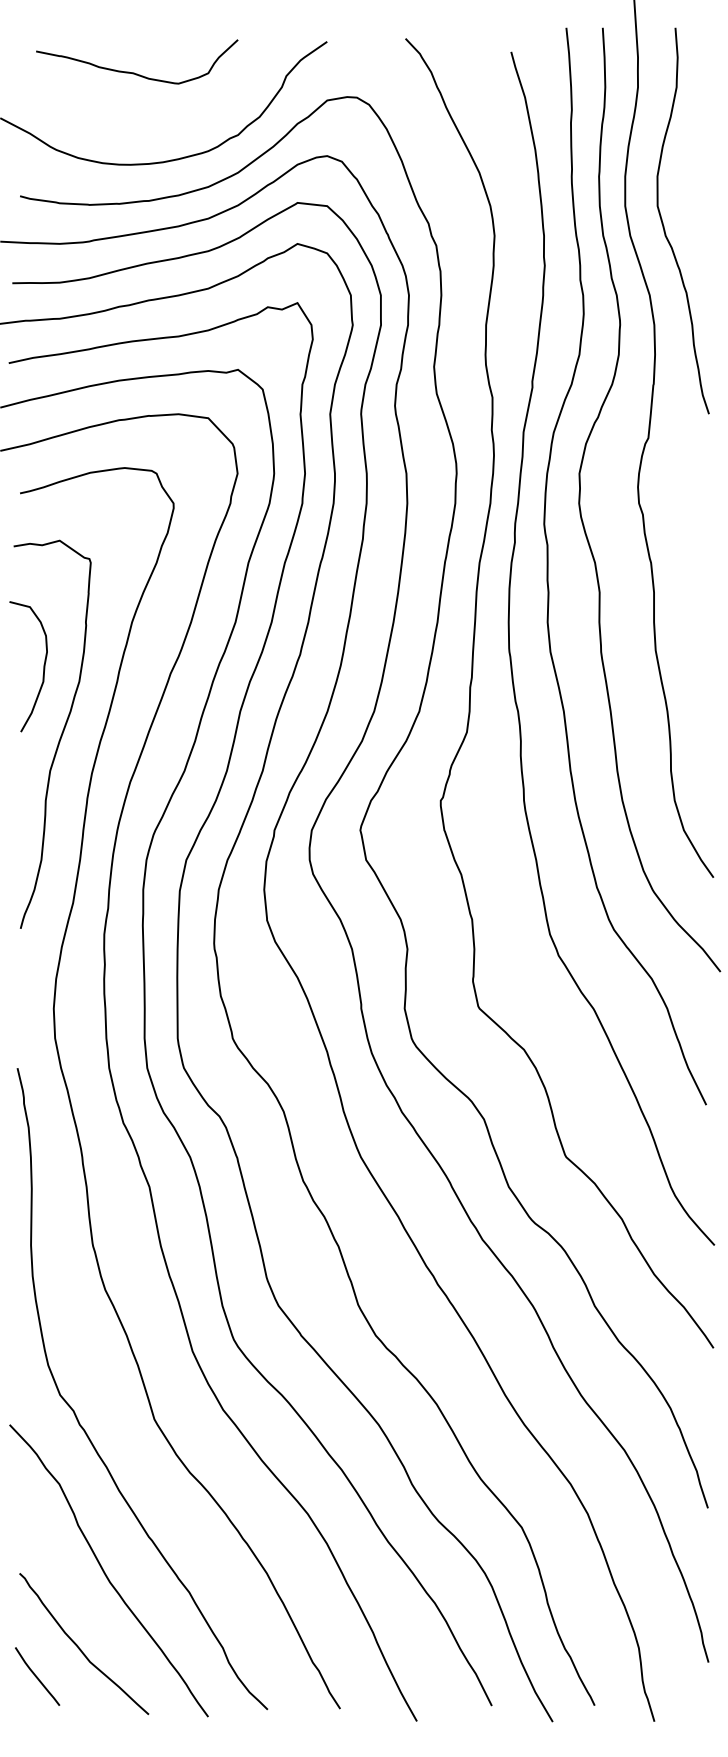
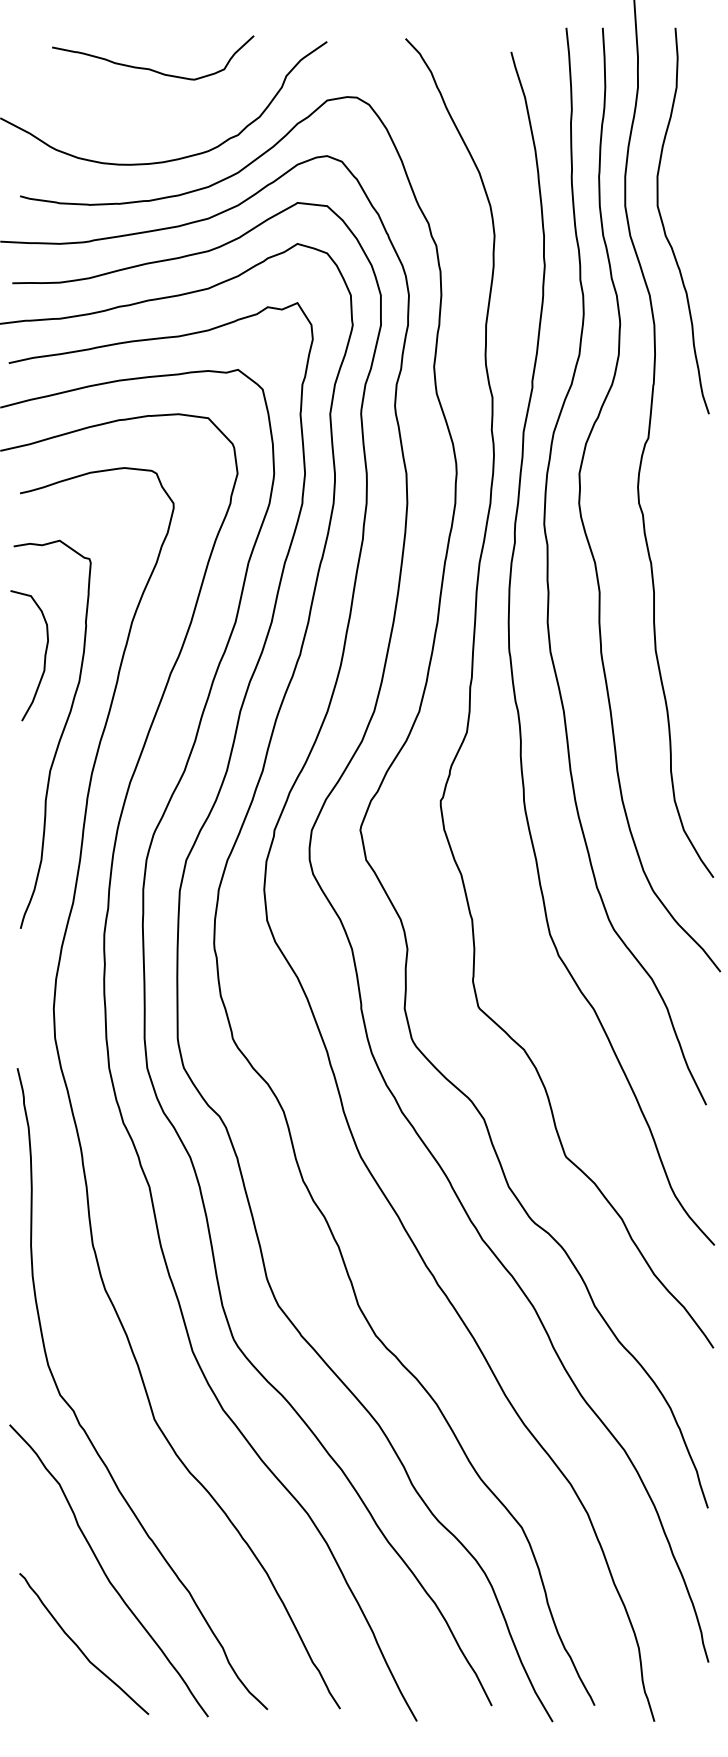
curve position: (134, 72) -> (150, 68) (150, 68)
curve position: (43, 666) -> (44, 655) (44, 655)
curve: present -> none (37, 1676)
